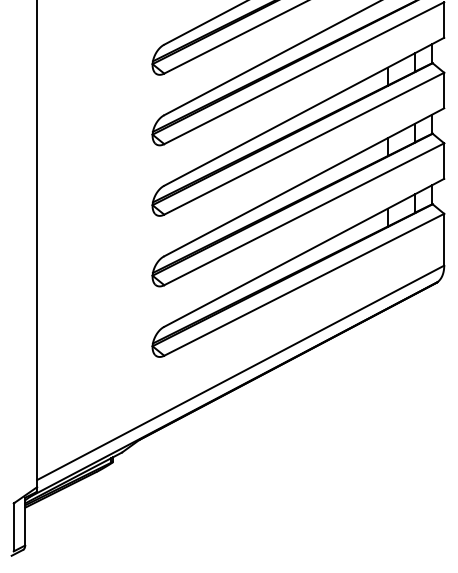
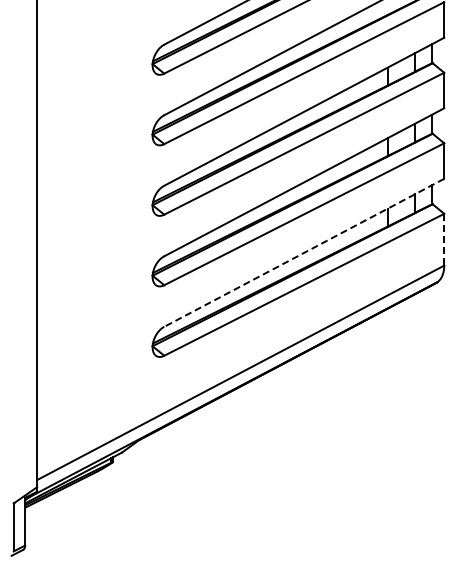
line: solid -> dashed (444, 239)
line: solid -> dashed (303, 253)
